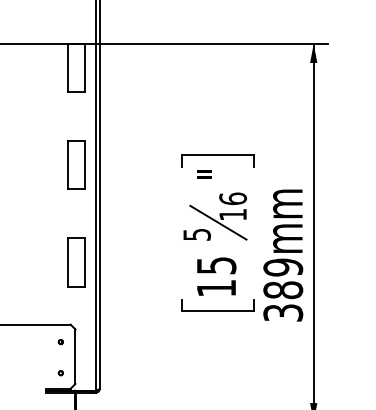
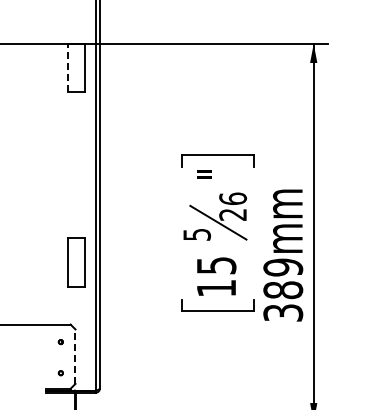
line: solid -> dashed (67, 67)
part: present -> none (76, 164)
text: 16 -> 26 (232, 214)
line: solid -> dashed (75, 356)
